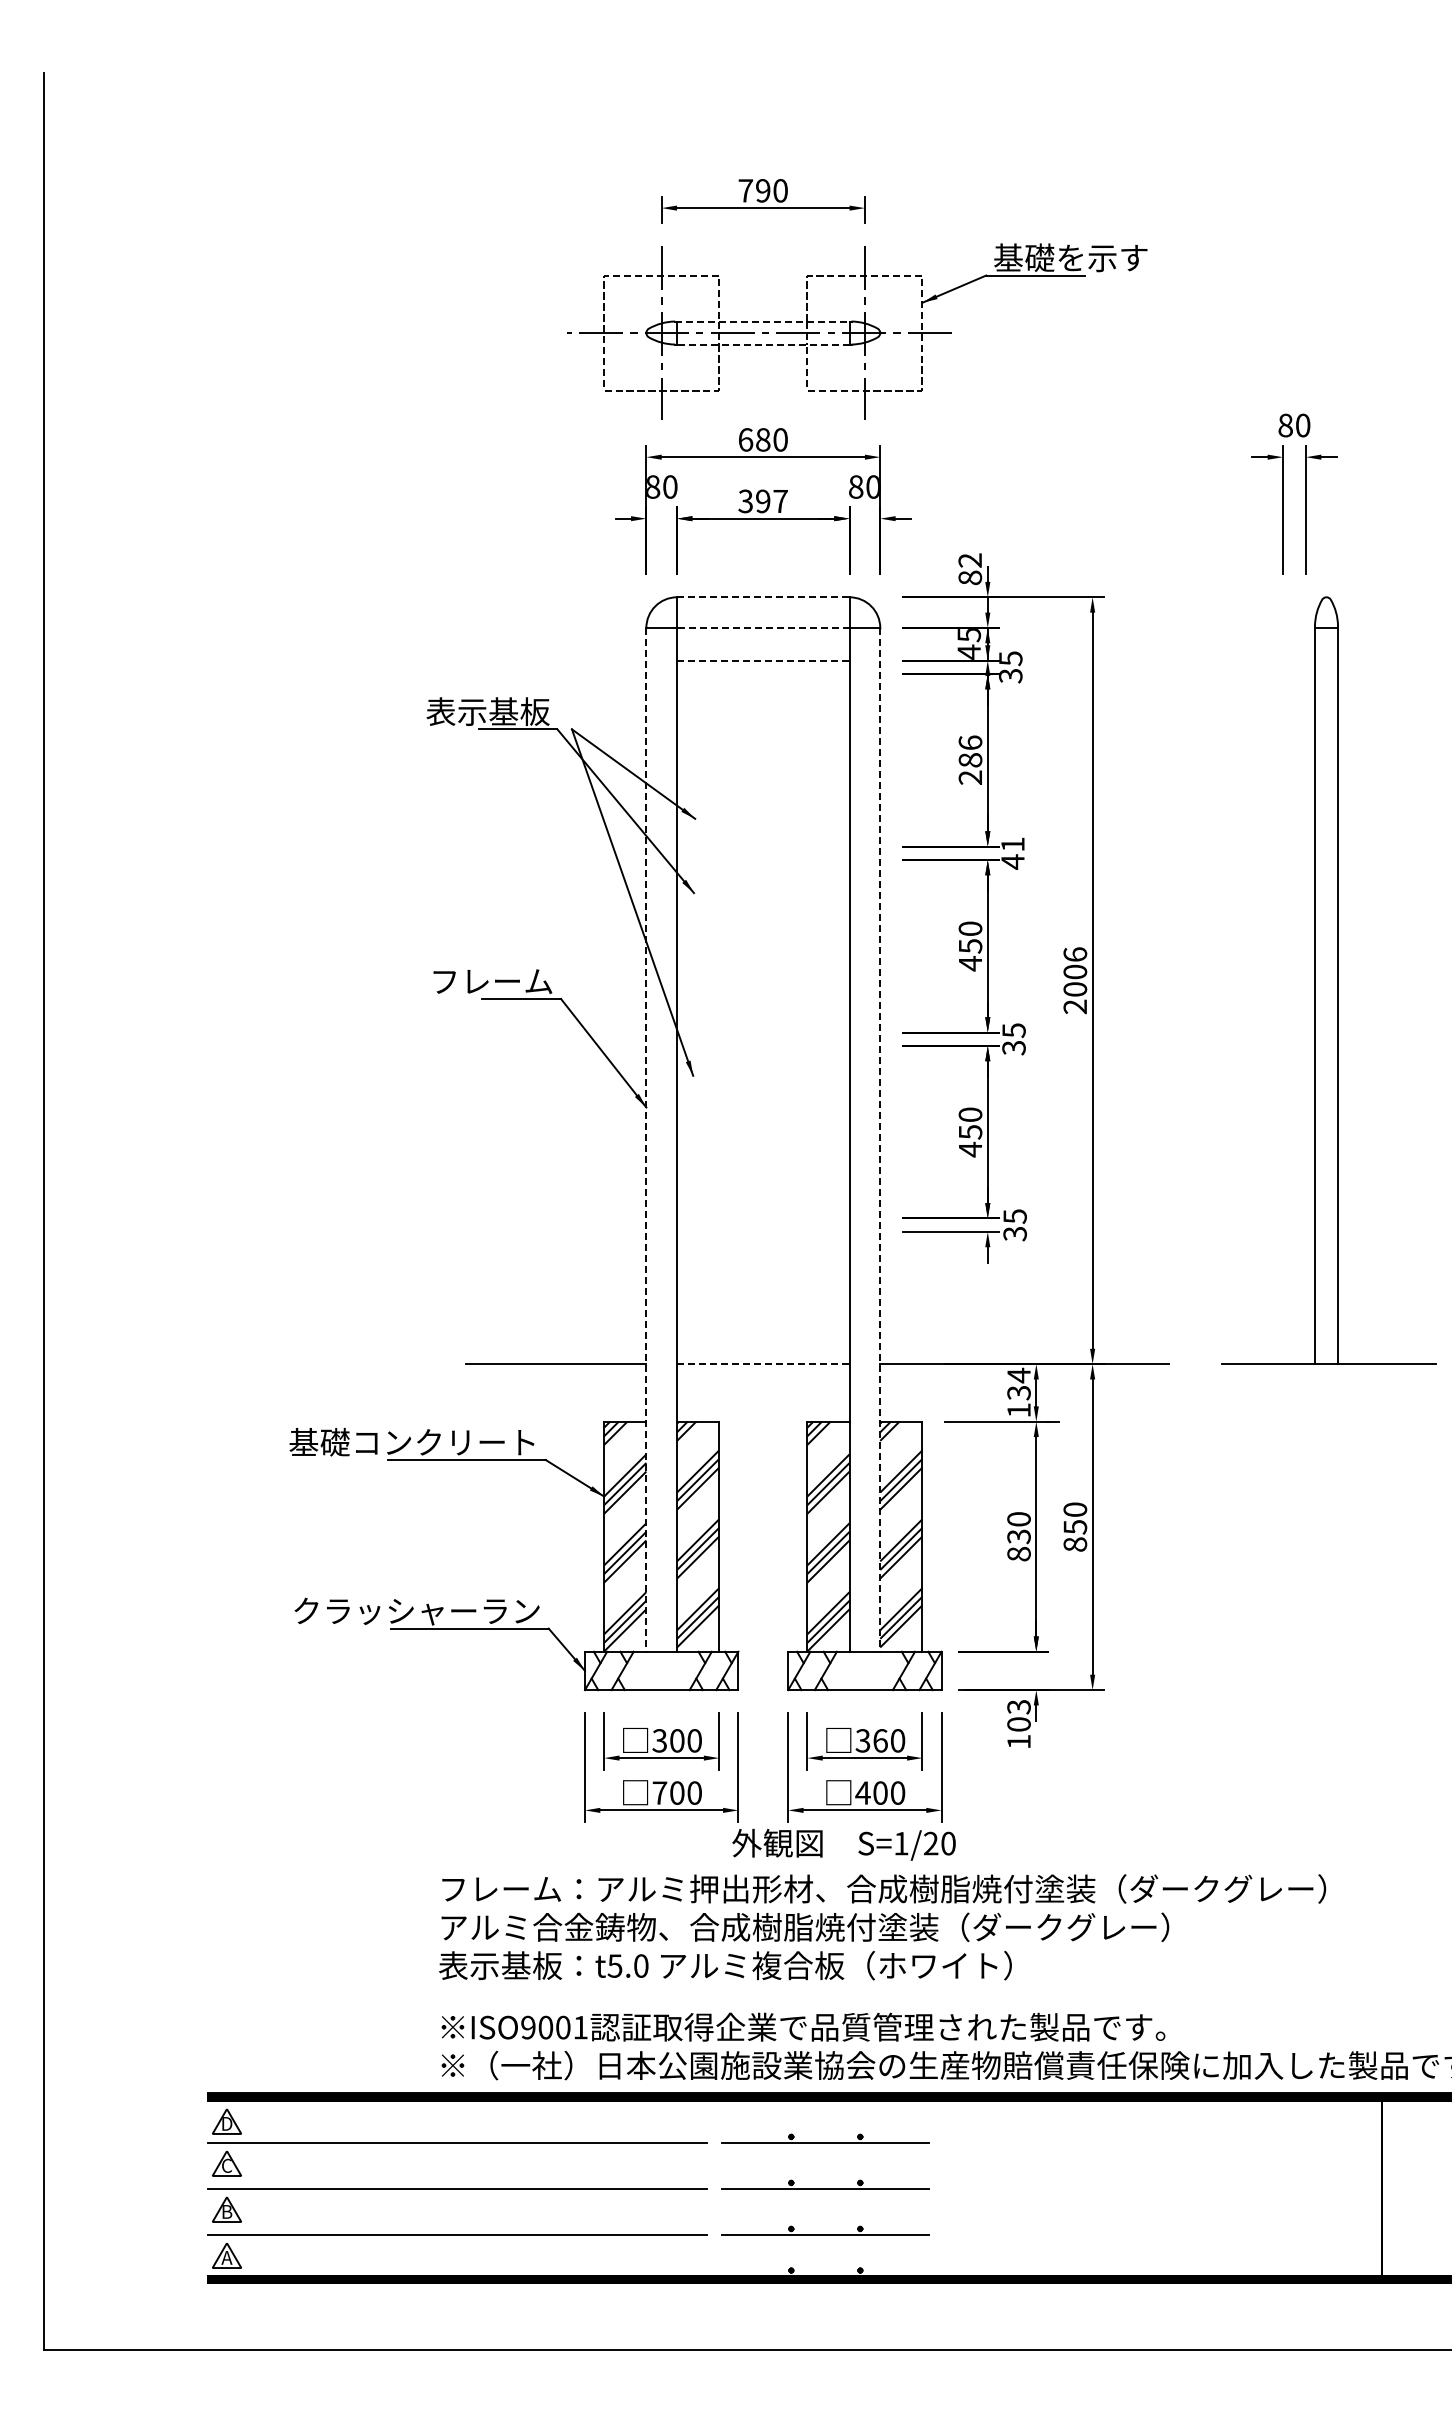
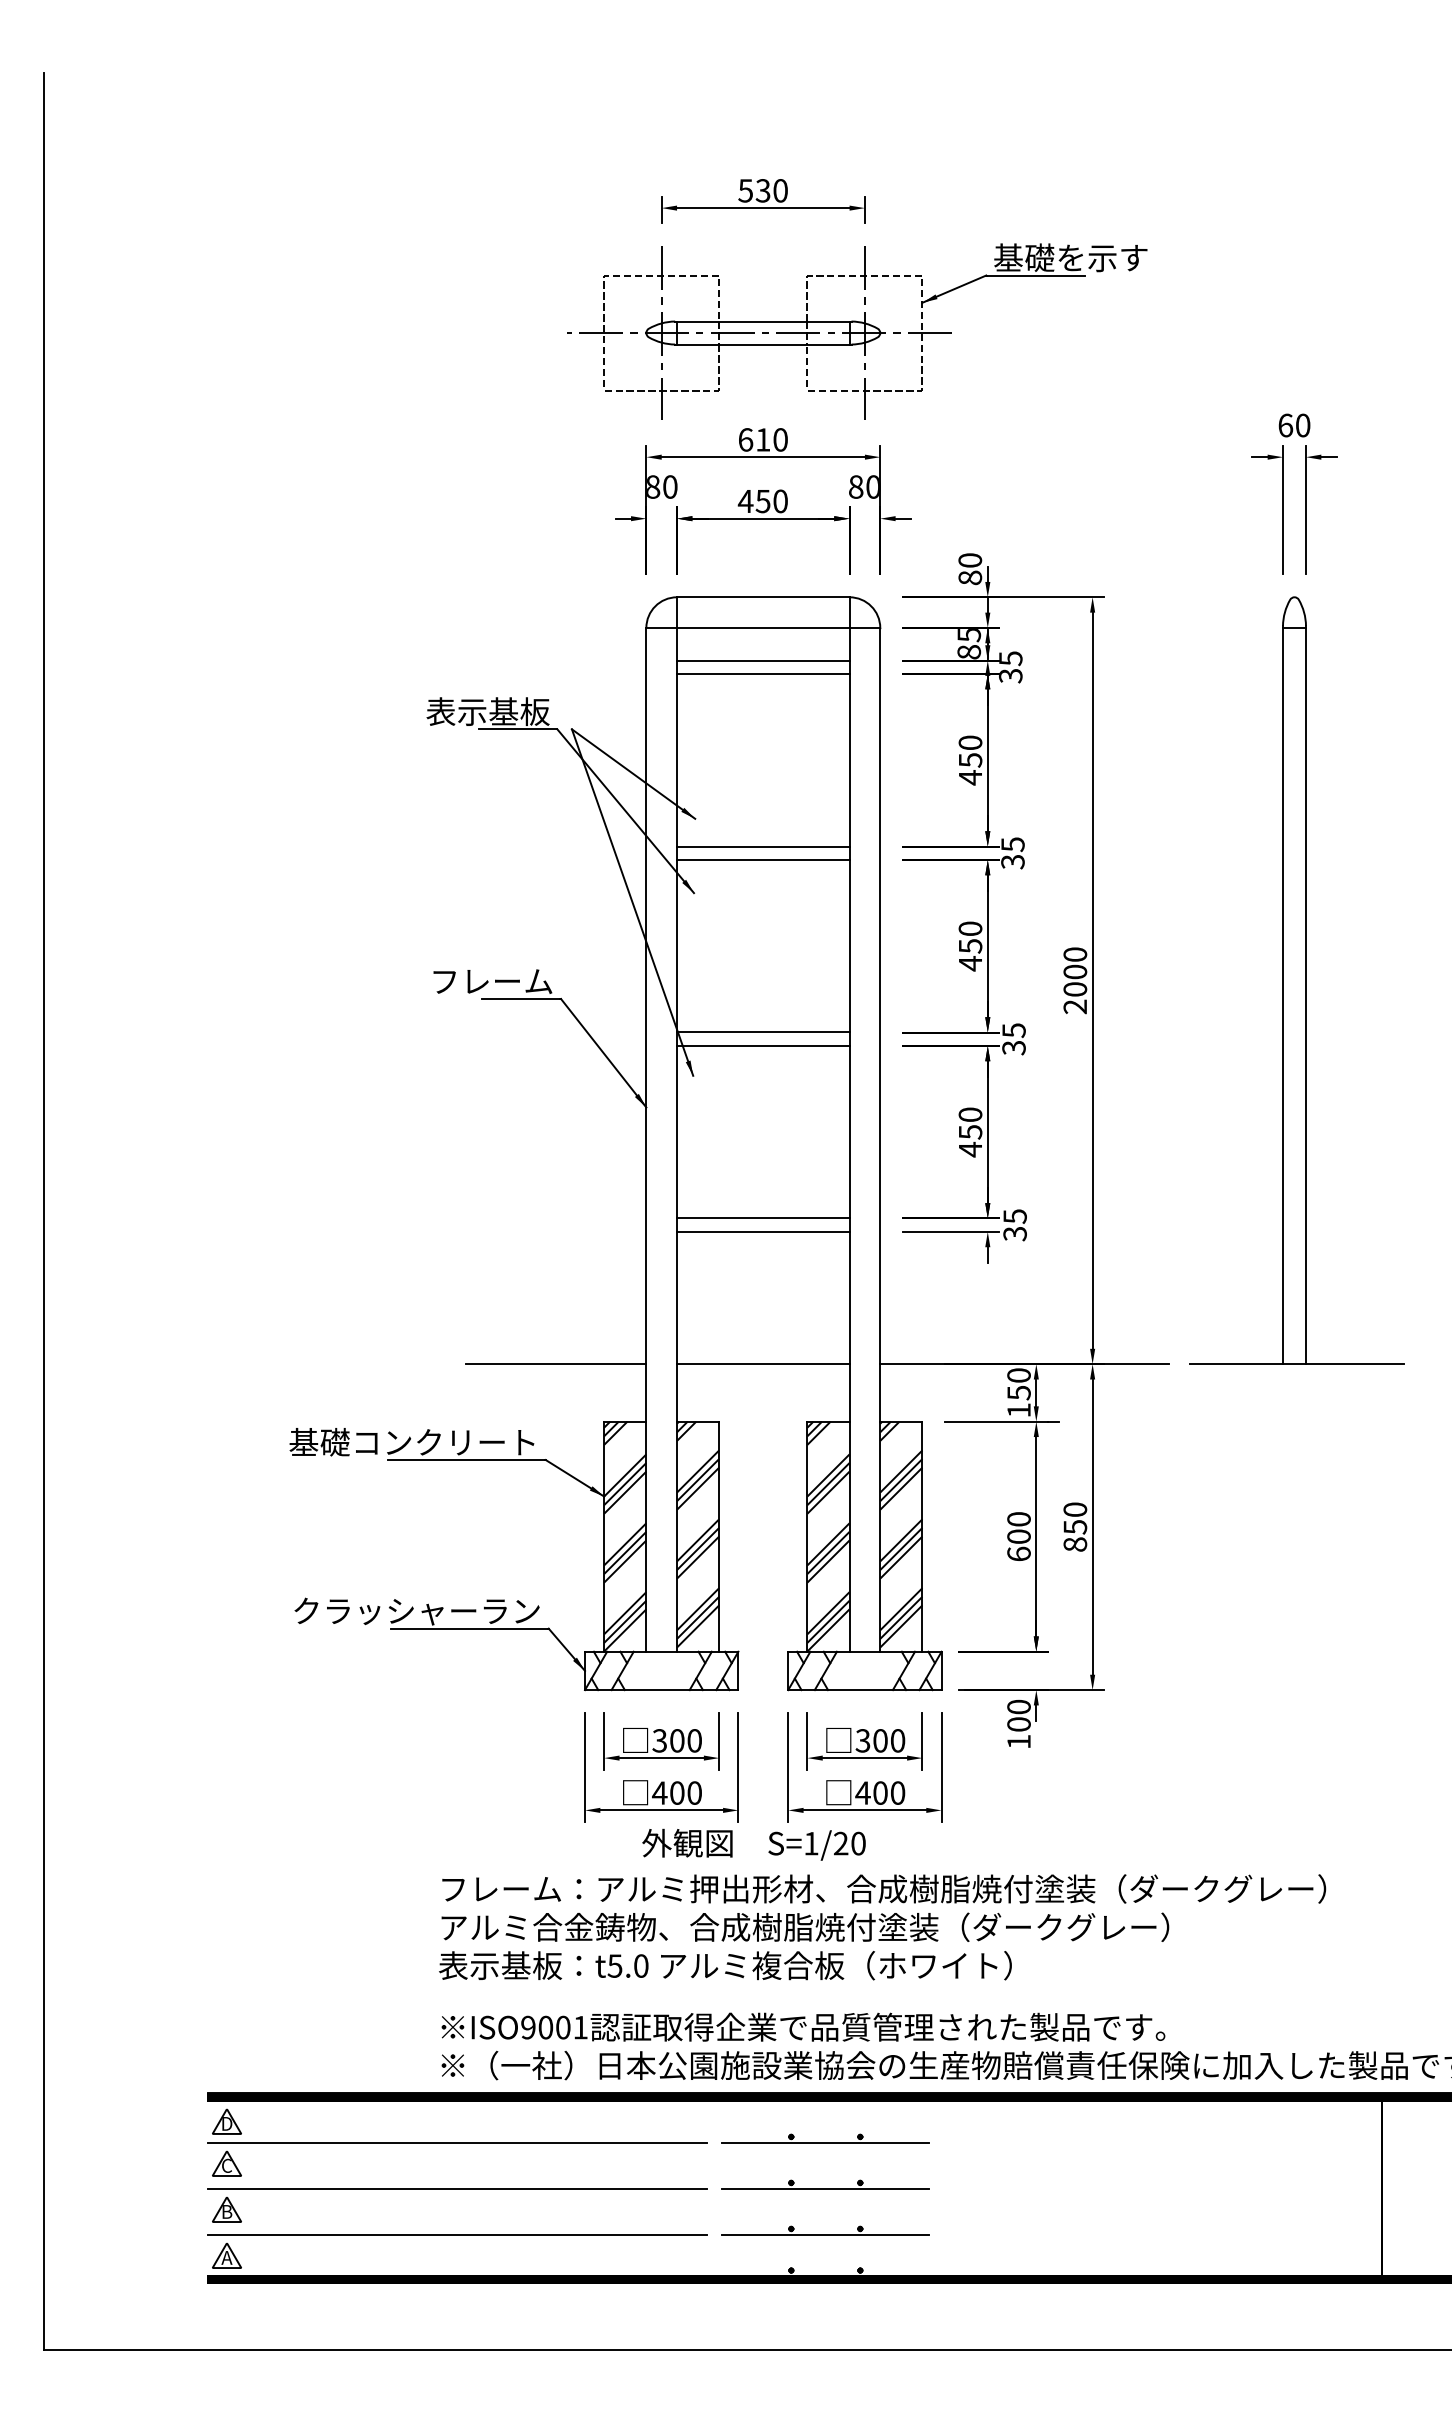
text: 790 -> 530 (754, 190)
line: dashed -> solid (762, 321)
line: dashed -> solid (761, 344)
text: 80 -> 60 (1285, 425)
text: 680 -> 610 (763, 439)
text: 397 -> 450 (762, 501)
text: 82 -> 80 (970, 560)
line: dashed -> solid (763, 597)
line: dashed -> solid (762, 627)
text: 45 -> 85 (969, 651)
line: dashed -> solid (763, 660)
line: none -> present (763, 673)
text: 286 -> 450 (970, 760)
line: none -> present (763, 846)
text: 41 -> 35 (1012, 853)
line: none -> present (763, 859)
text: 2006 -> 2000 (1075, 954)
part position: (1328, 980) -> (1296, 980) (1296, 980)
line: none -> present (763, 1032)
line: none -> present (763, 1045)
line: dashed -> solid (646, 1139)
line: dashed -> solid (880, 1139)
line: none -> present (763, 1218)
line: none -> present (763, 1231)
line: dashed -> solid (763, 1364)
text: 134 -> 150 (1018, 1383)
text: 830 -> 600 (1018, 1545)
text: 103 -> 100 (1018, 1706)
text: 360 -> 300 (880, 1740)
text: 700 -> 400 (659, 1792)
text position: (843, 1844) -> (753, 1844) (753, 1844)
